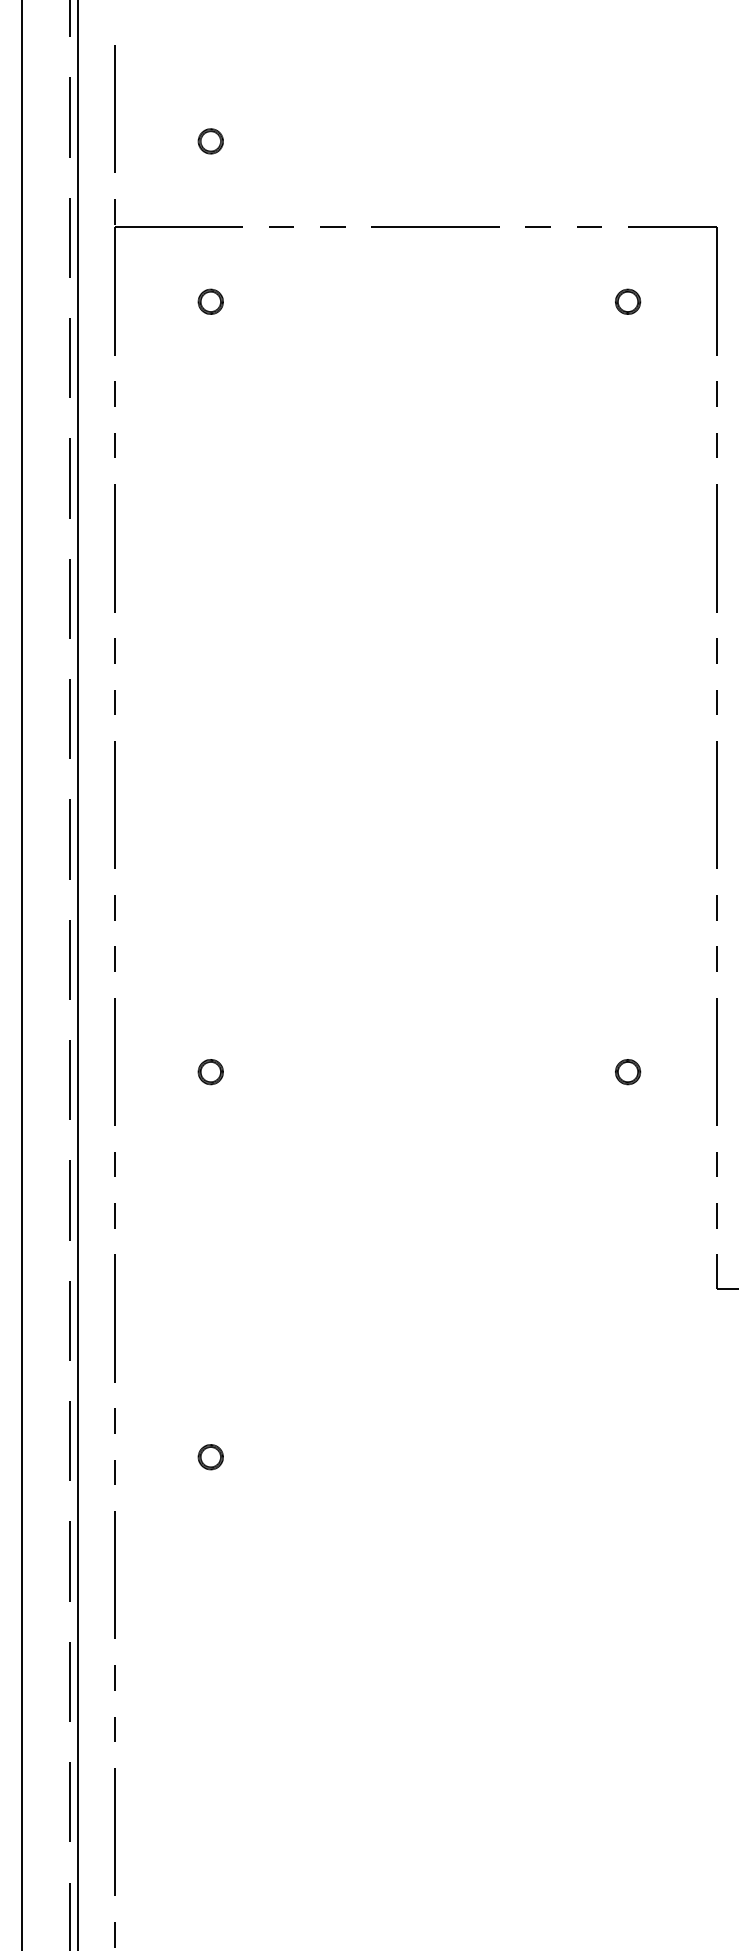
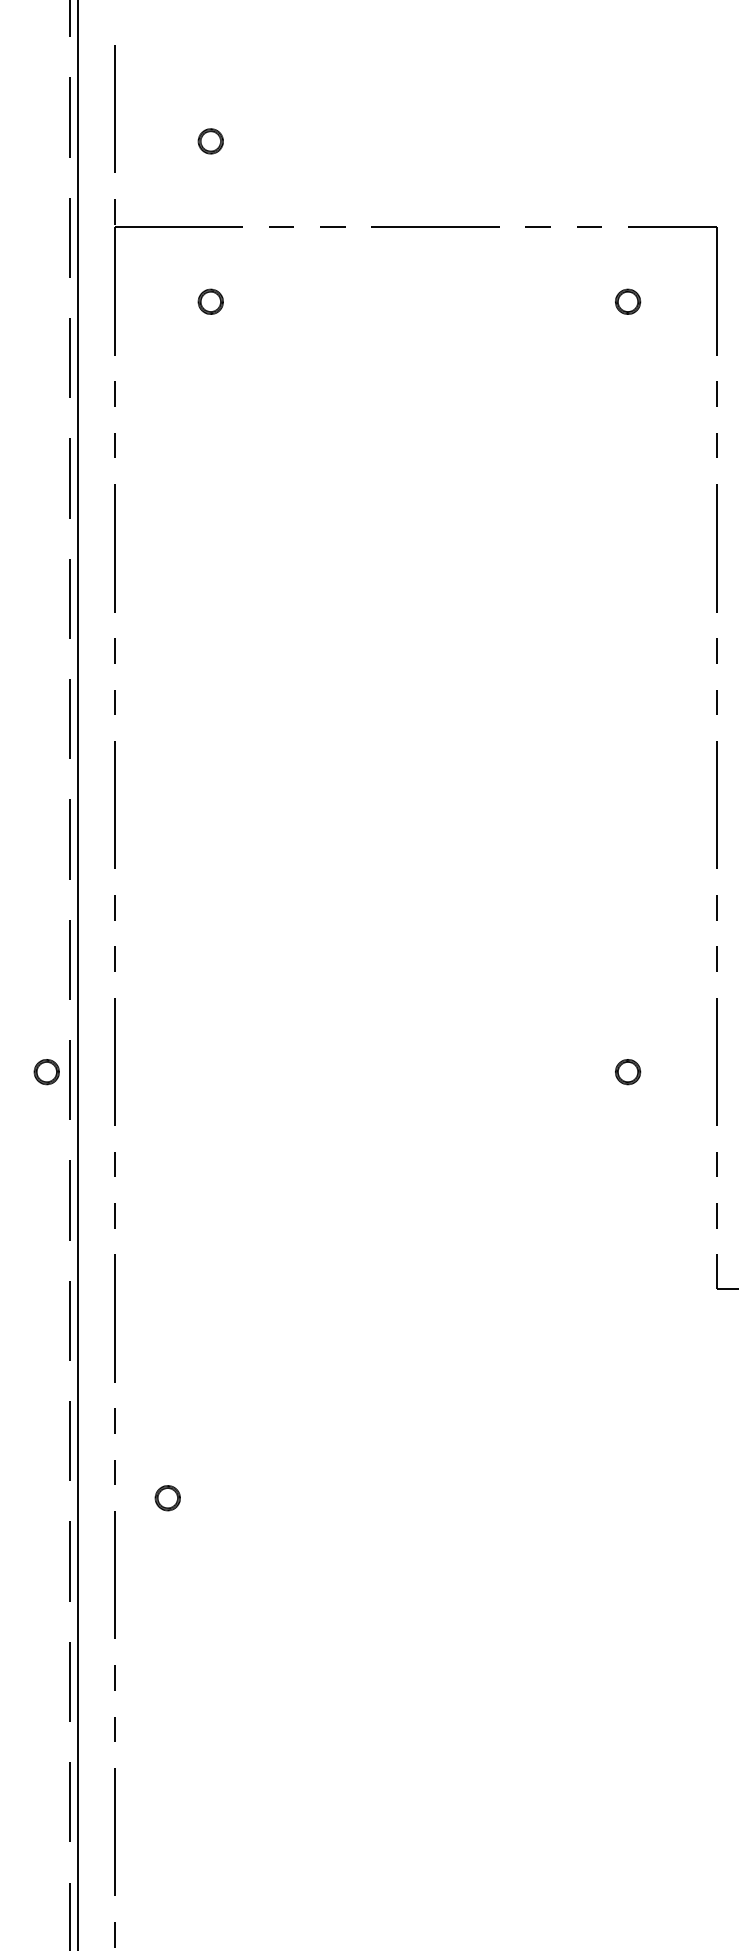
line: present -> none (22, 974)
part position: (210, 1072) -> (46, 1072) (46, 1072)
part position: (210, 1457) -> (167, 1498) (167, 1498)
